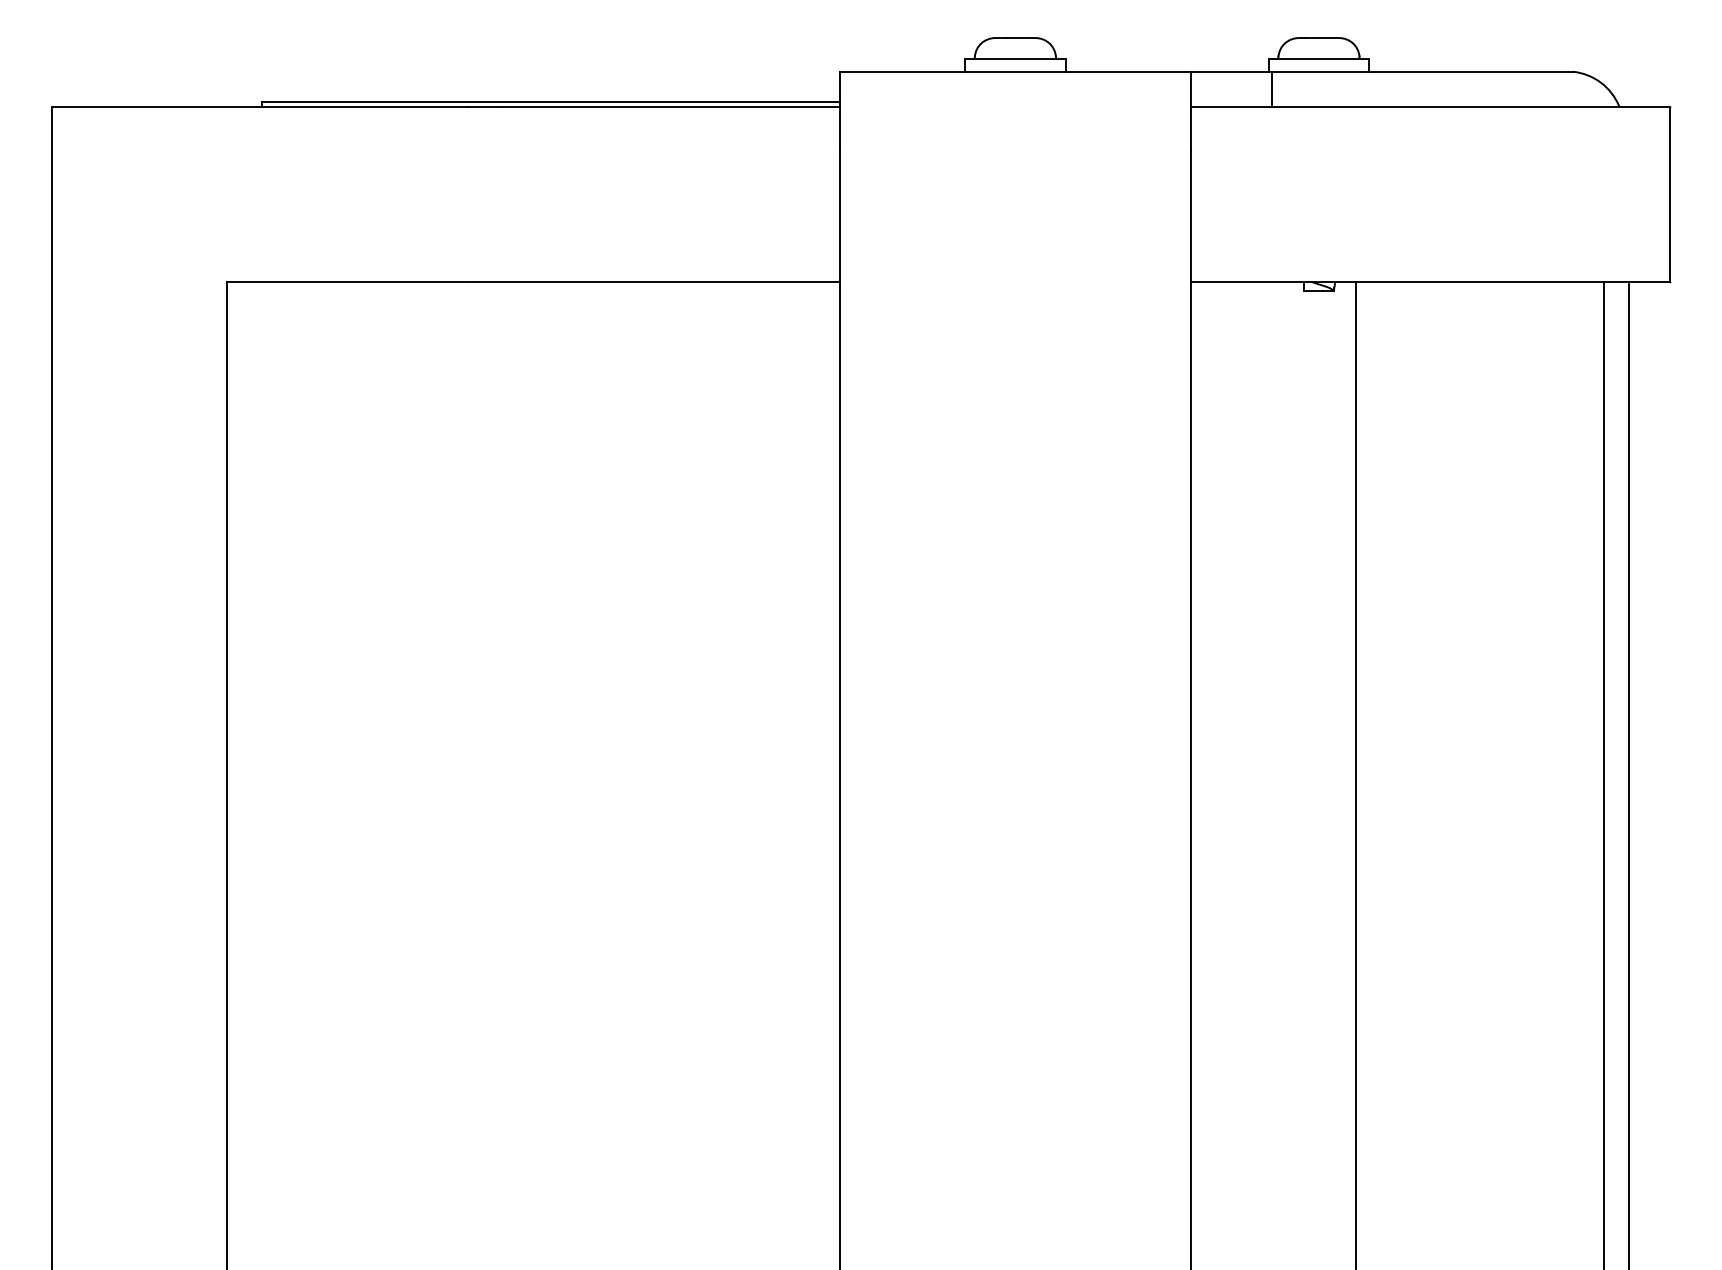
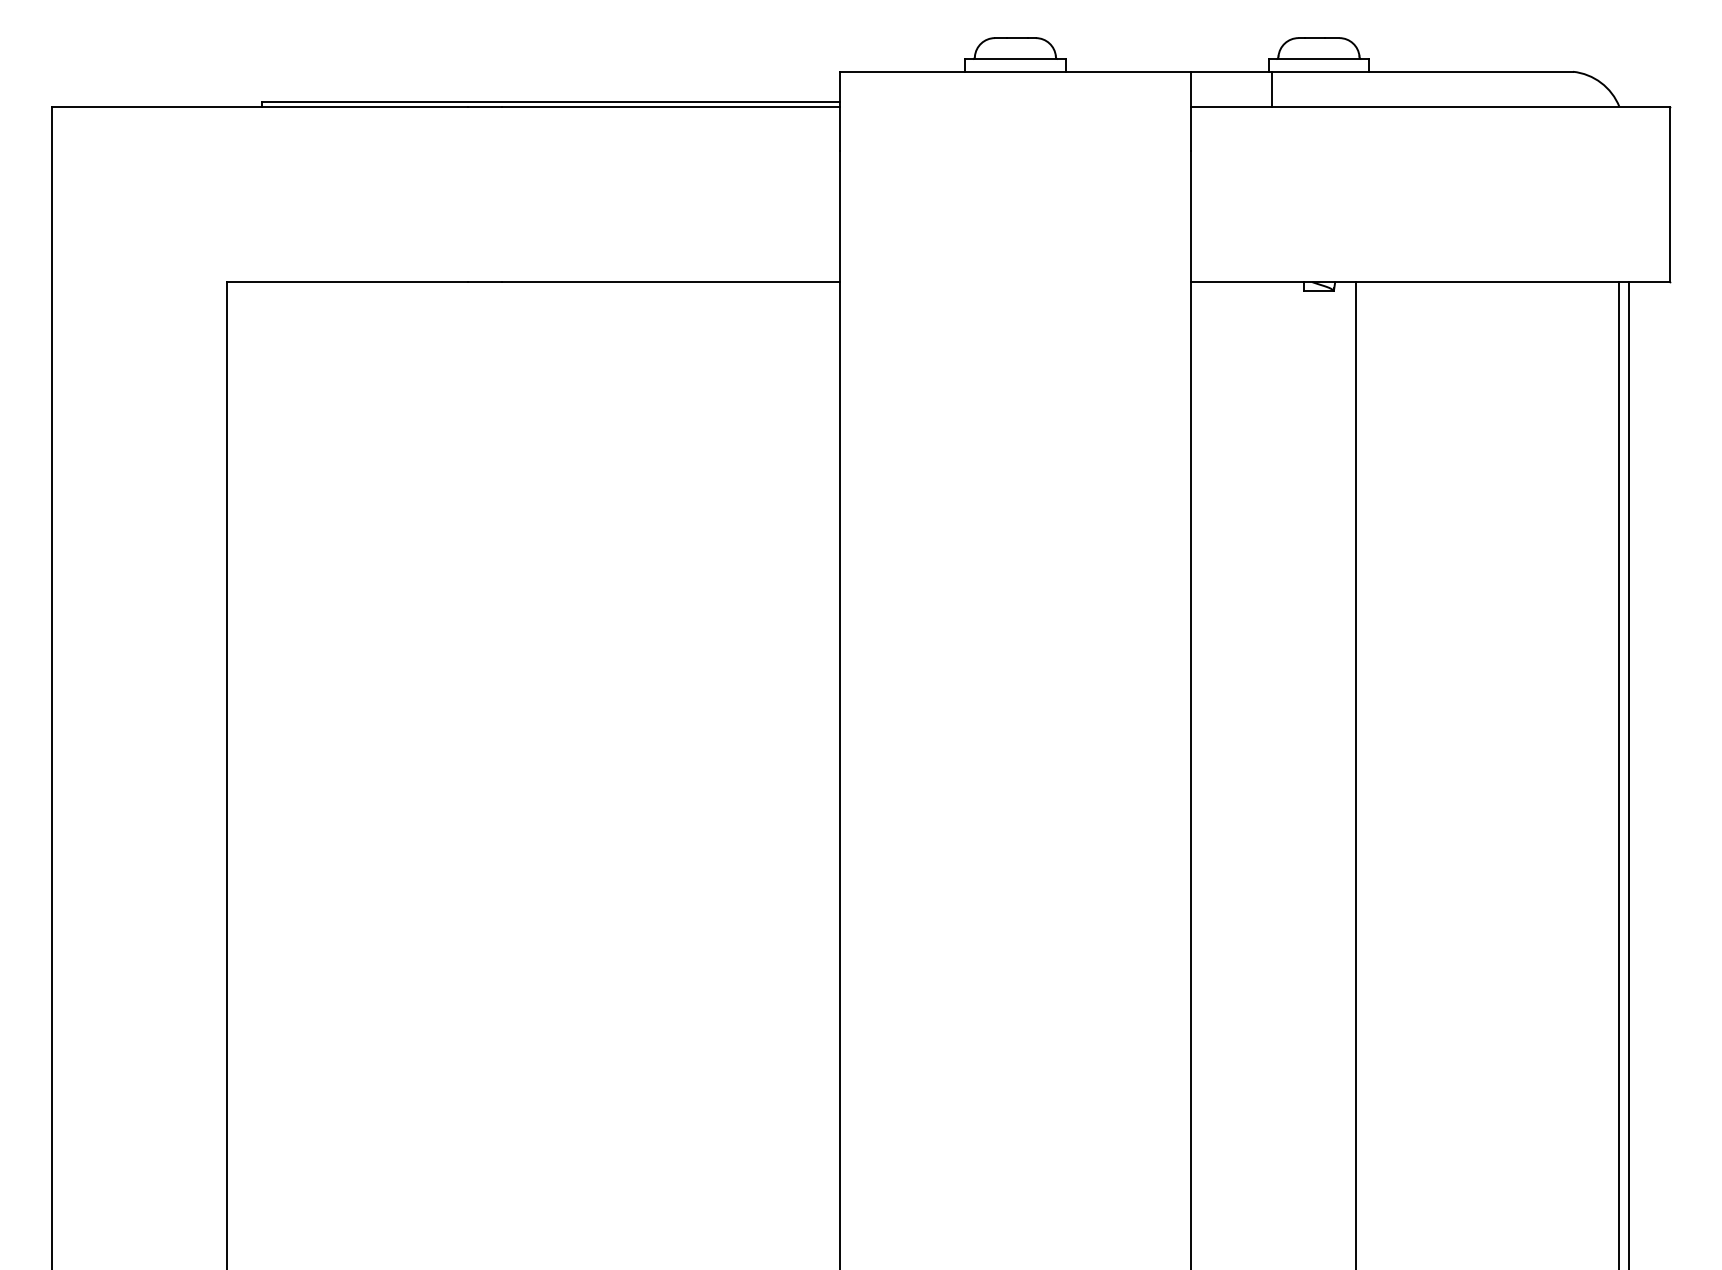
line position: (1603, 774) -> (1618, 774) (1618, 774)
